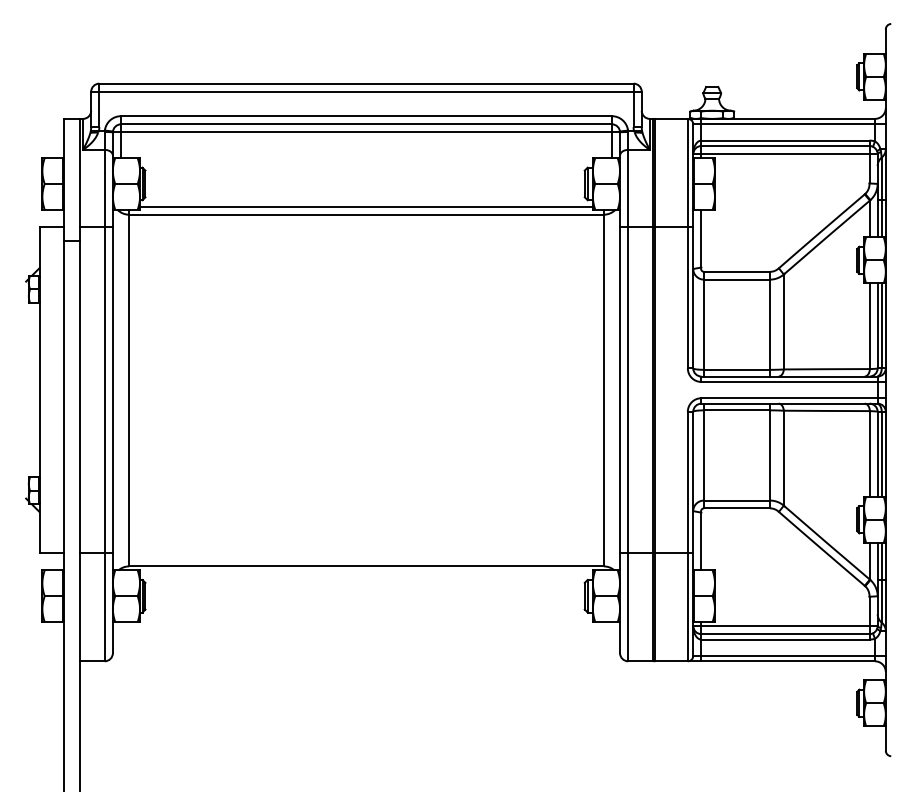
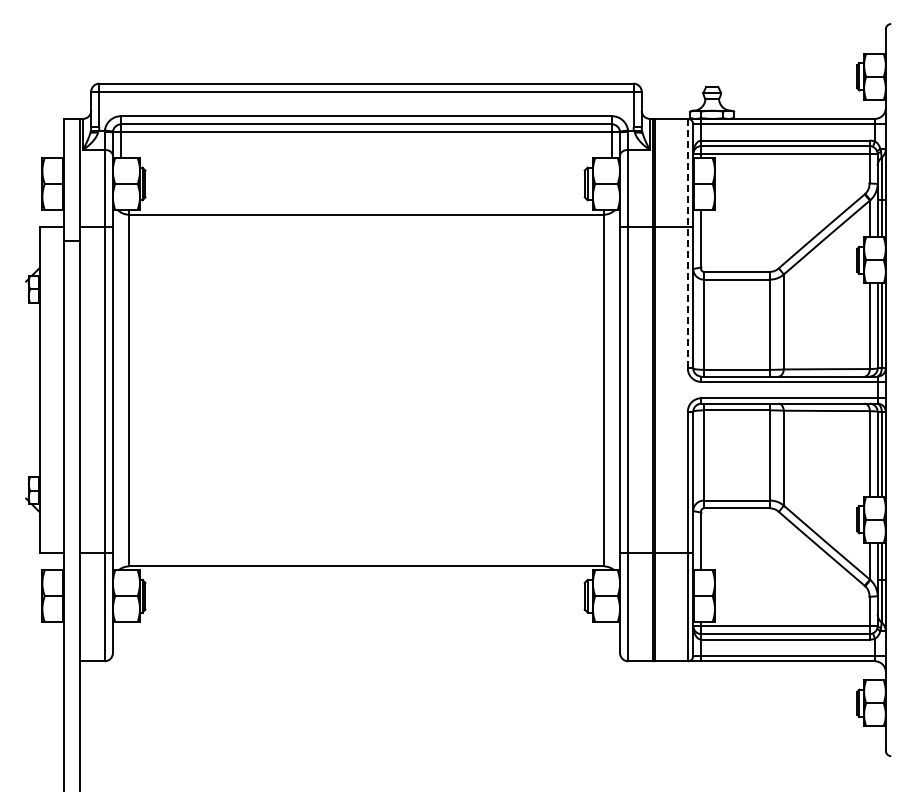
line: present -> none (366, 206)
line: solid -> dashed (687, 243)
